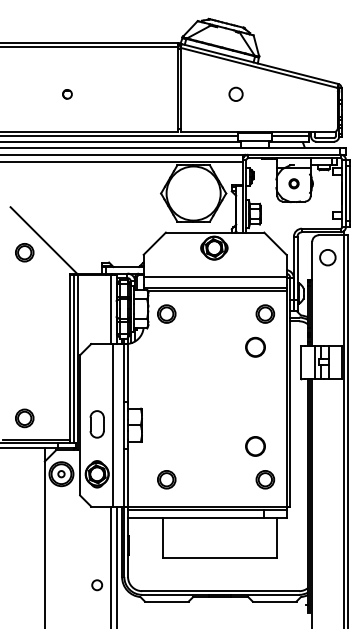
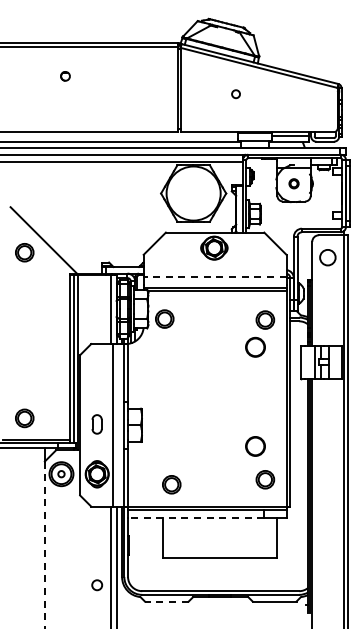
circle size: 16x16 px -> 10x11 px (235, 94)
circle position: (67, 94) -> (65, 76) (65, 76)
line: present -> none (120, 136)
line: solid -> dashed (214, 276)
part position: (166, 313) -> (164, 318) (164, 318)
part position: (265, 313) -> (265, 319) (265, 319)
part size: 16x29 px -> 12x21 px (96, 424)
part position: (166, 479) -> (171, 484) (171, 484)
line: solid -> dashed (195, 517)
line: solid -> dashed (44, 545)
line: solid -> dashed (166, 601)
